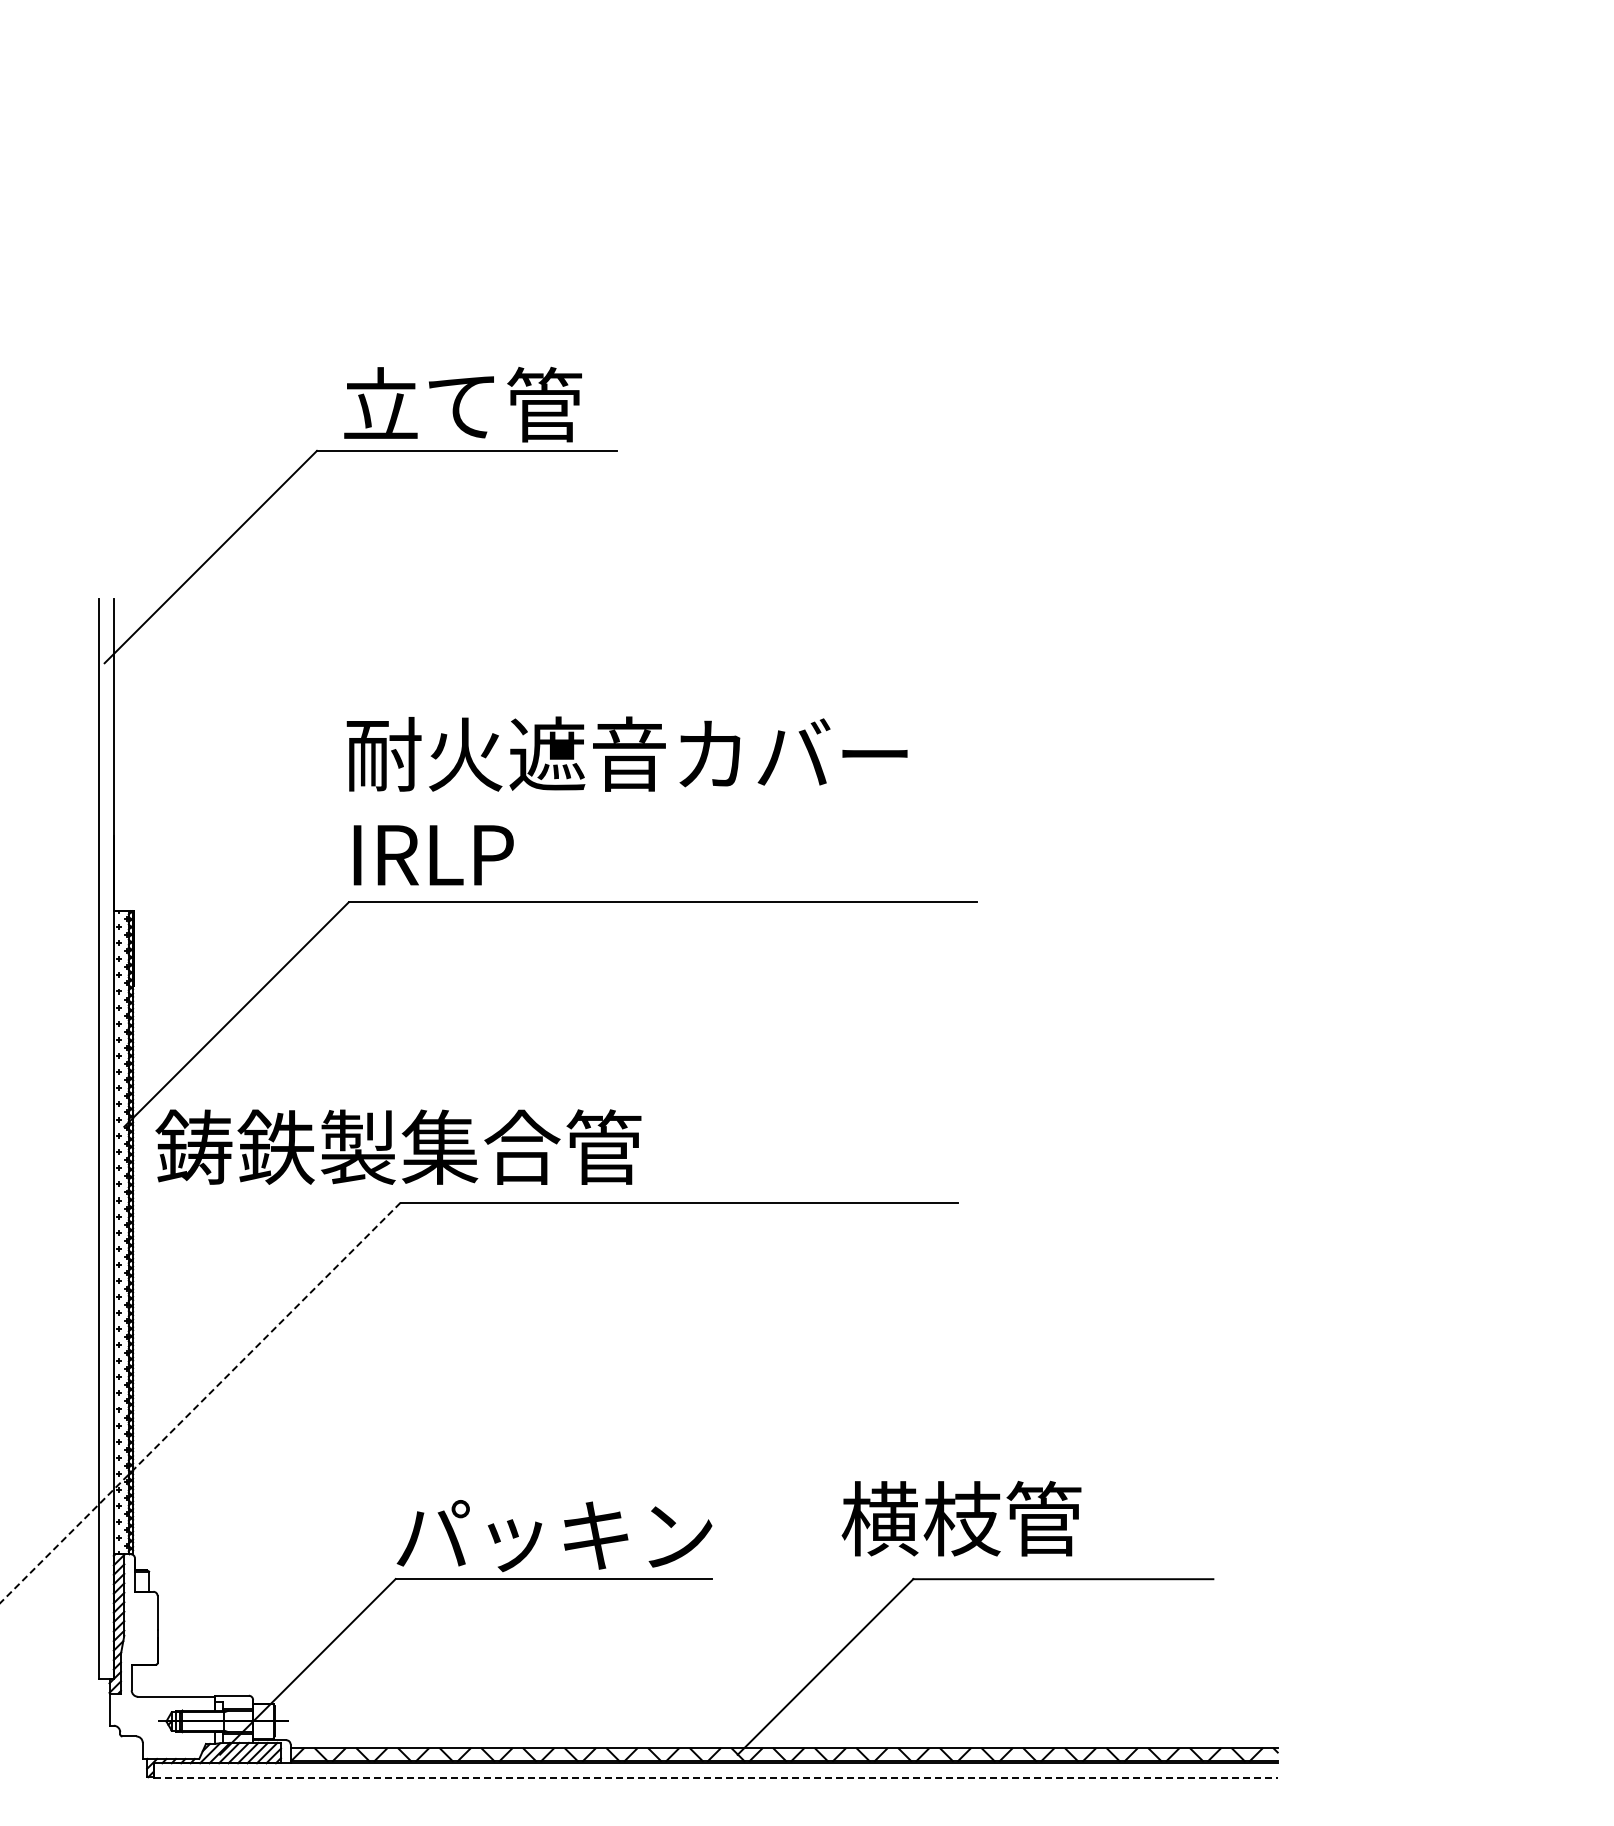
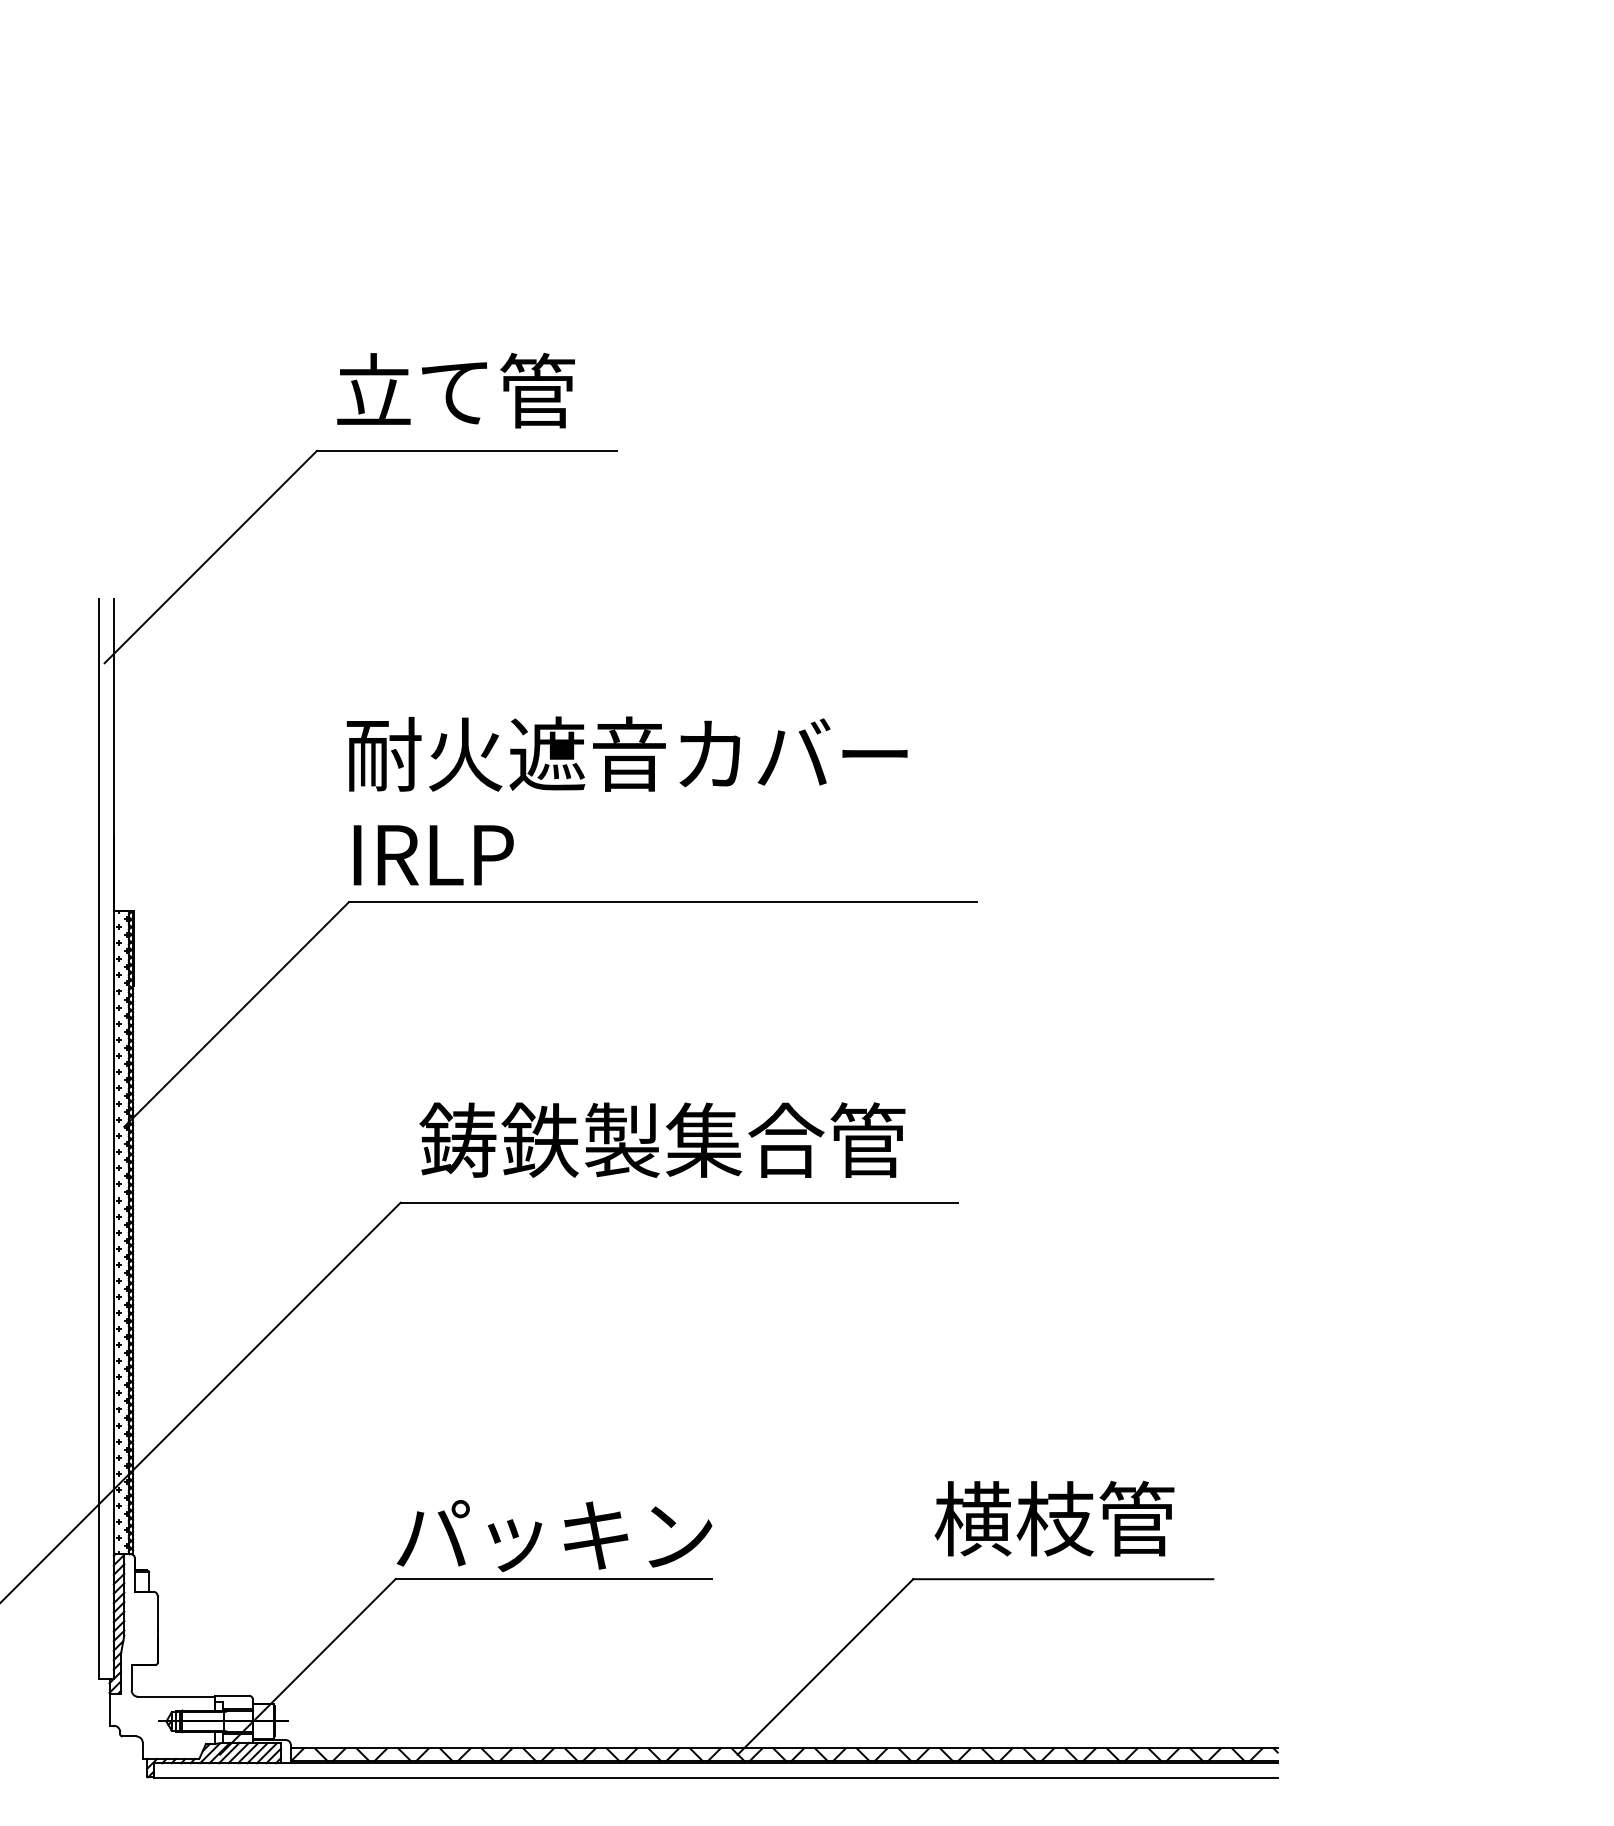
text position: (462, 404) -> (455, 390) (455, 390)
text position: (398, 1146) -> (662, 1139) (662, 1139)
line: dashed -> solid (200, 1402)
text position: (961, 1518) -> (1054, 1518) (1054, 1518)
line: dashed -> solid (716, 1778)
